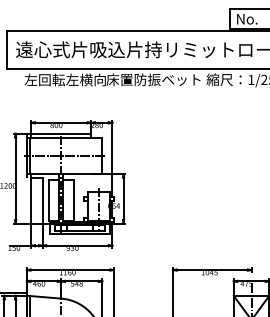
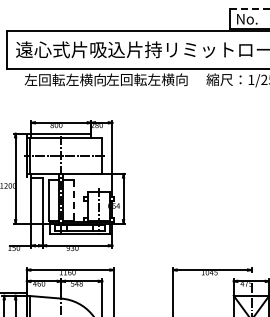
line: solid -> dashed (250, 9)
text: 床置防振ベット -> 左回転左横向 (153, 79)
line: solid -> dashed (74, 201)
